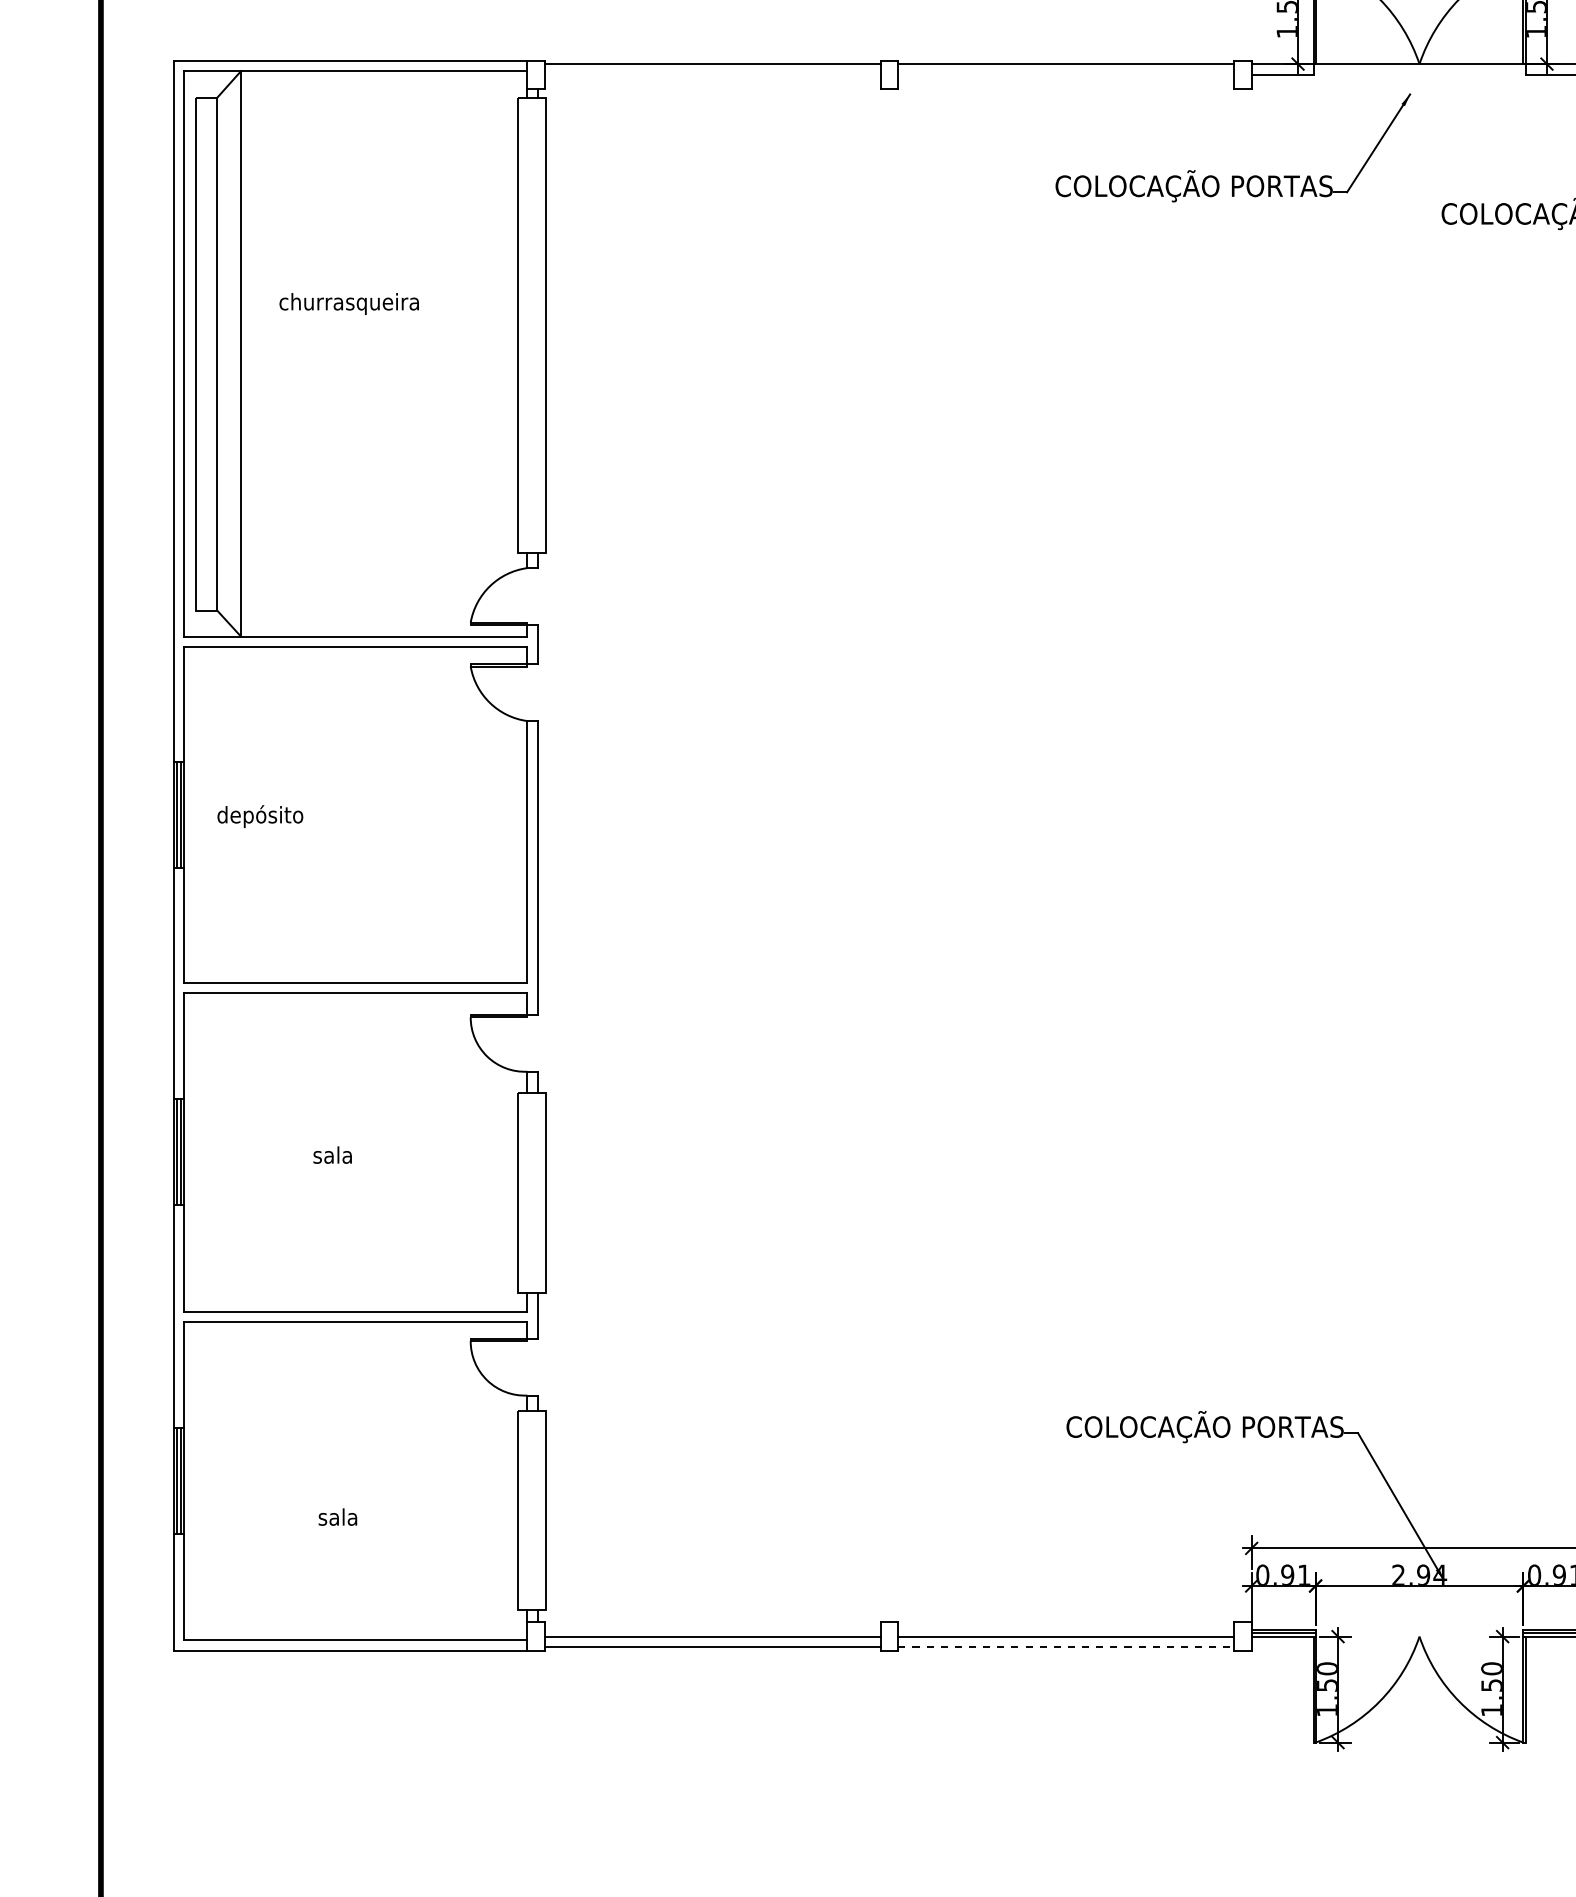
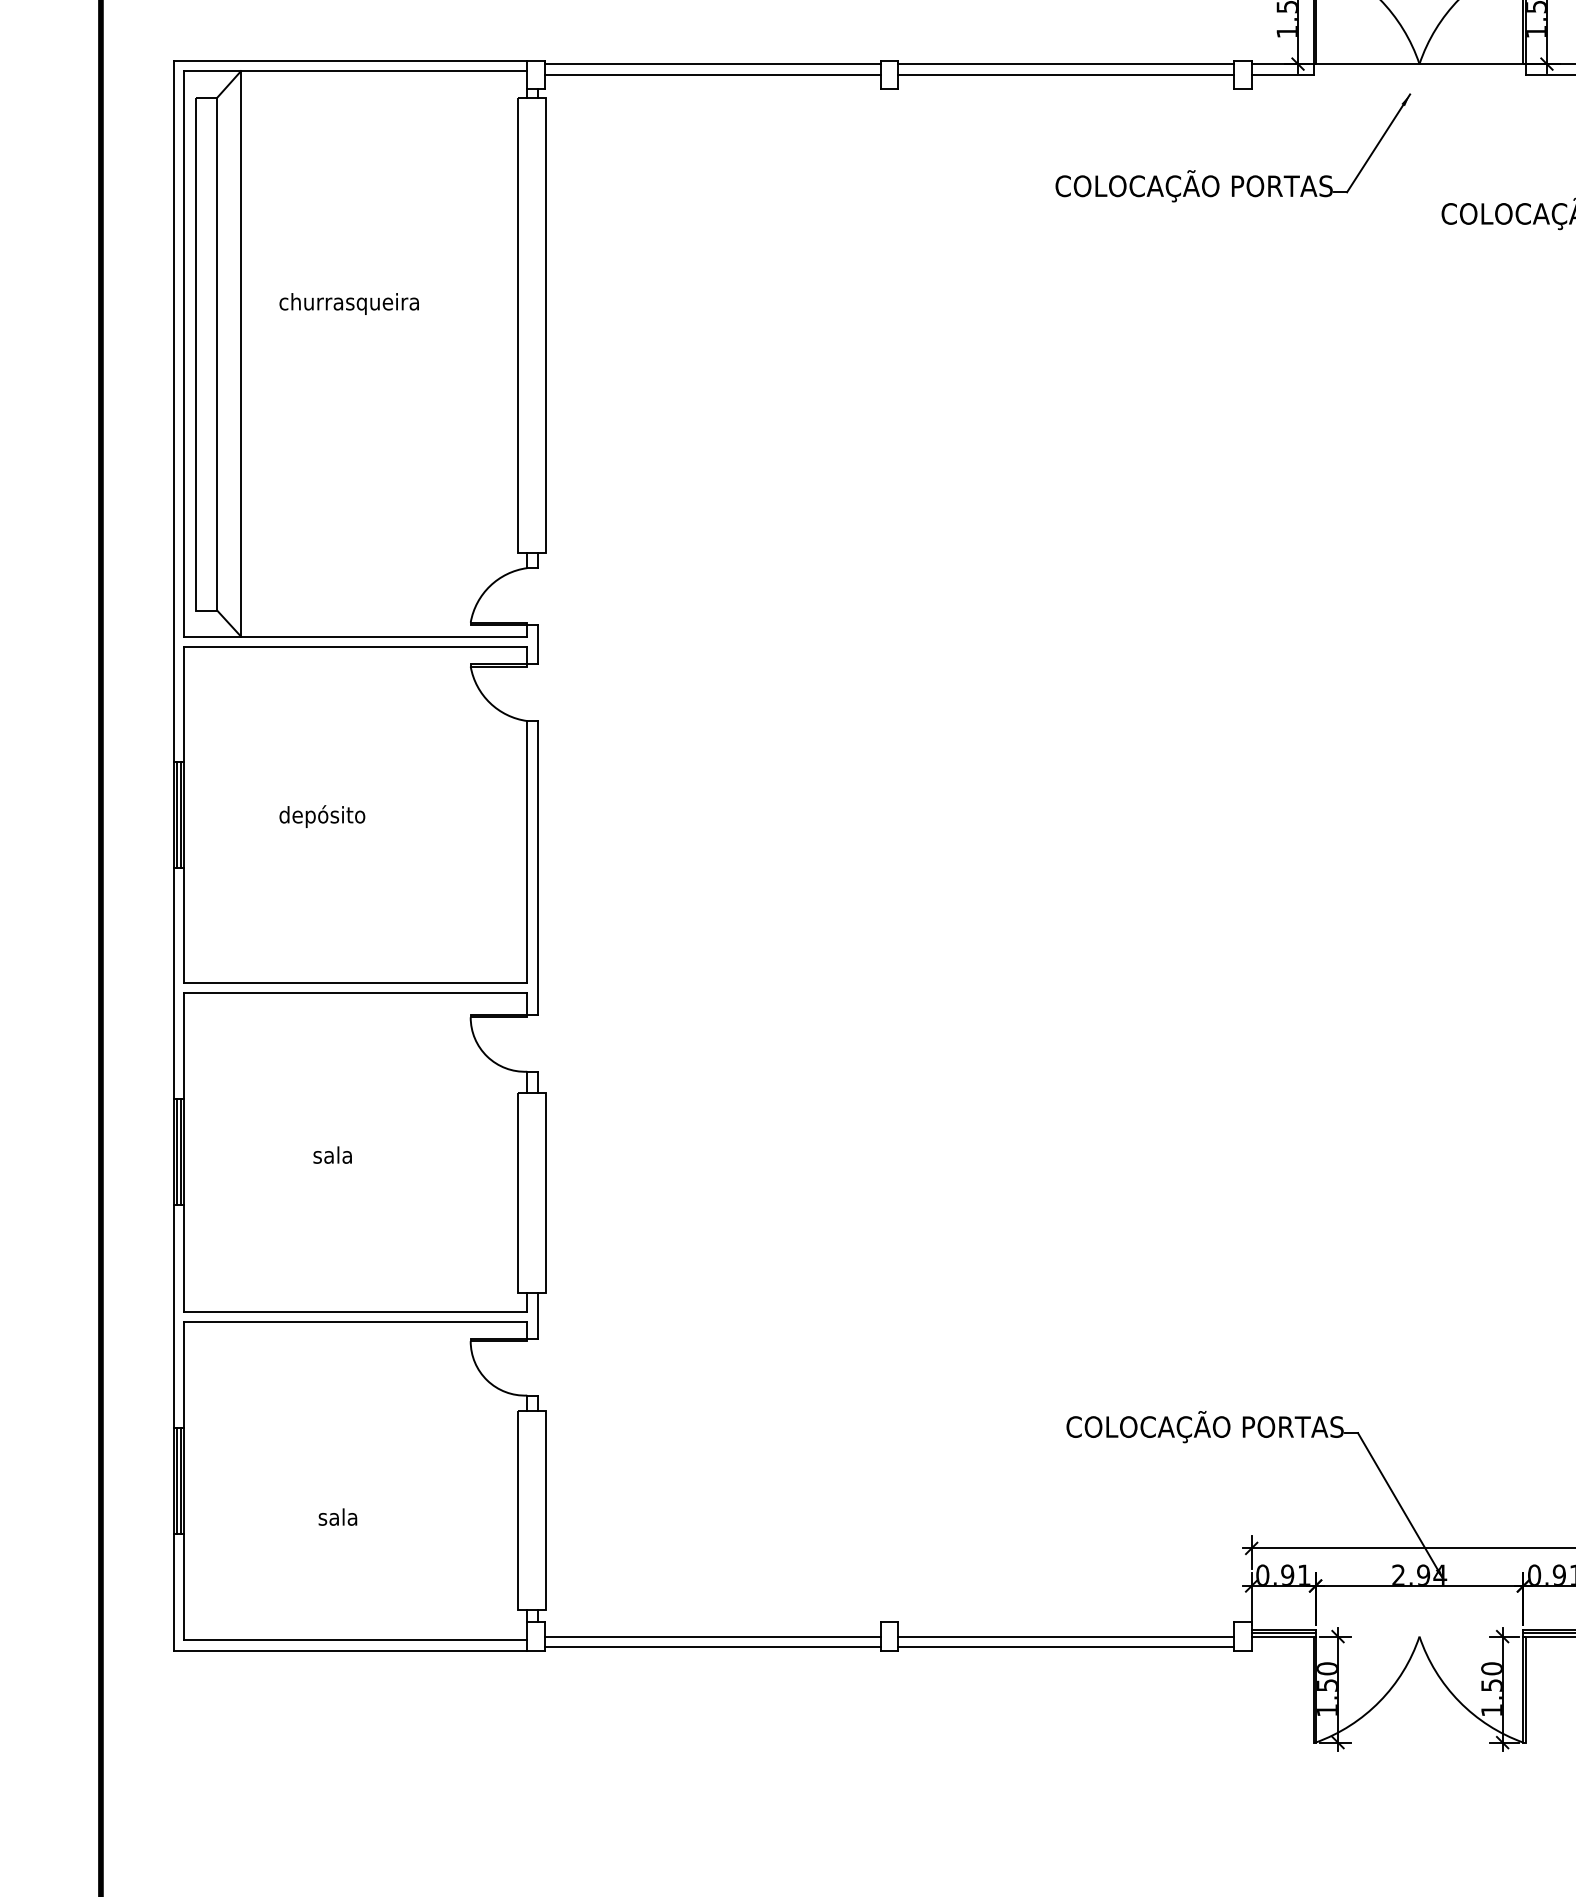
line: none -> present (712, 74)
line: none -> present (1066, 74)
text position: (260, 816) -> (322, 816) (322, 816)
line: dashed -> solid (1066, 1647)
